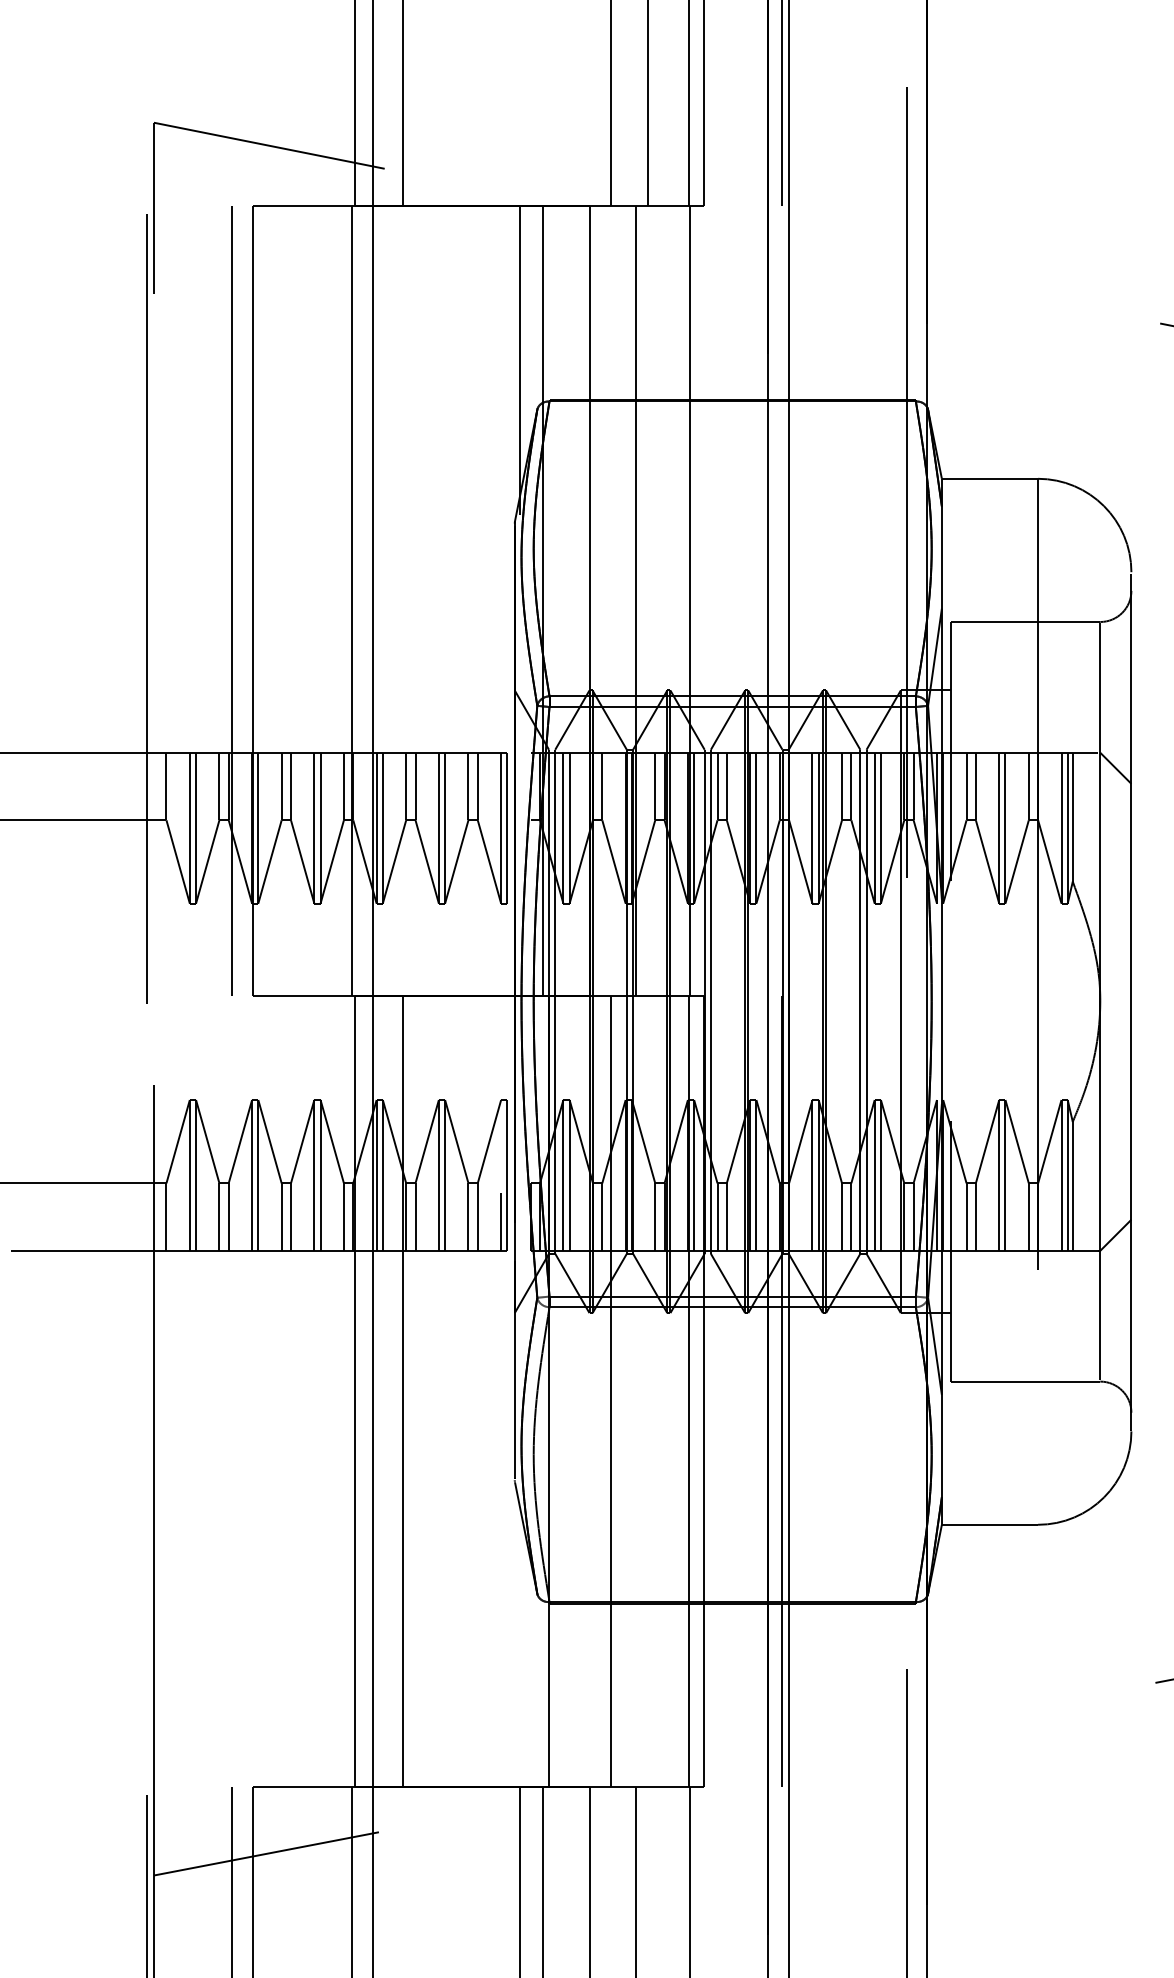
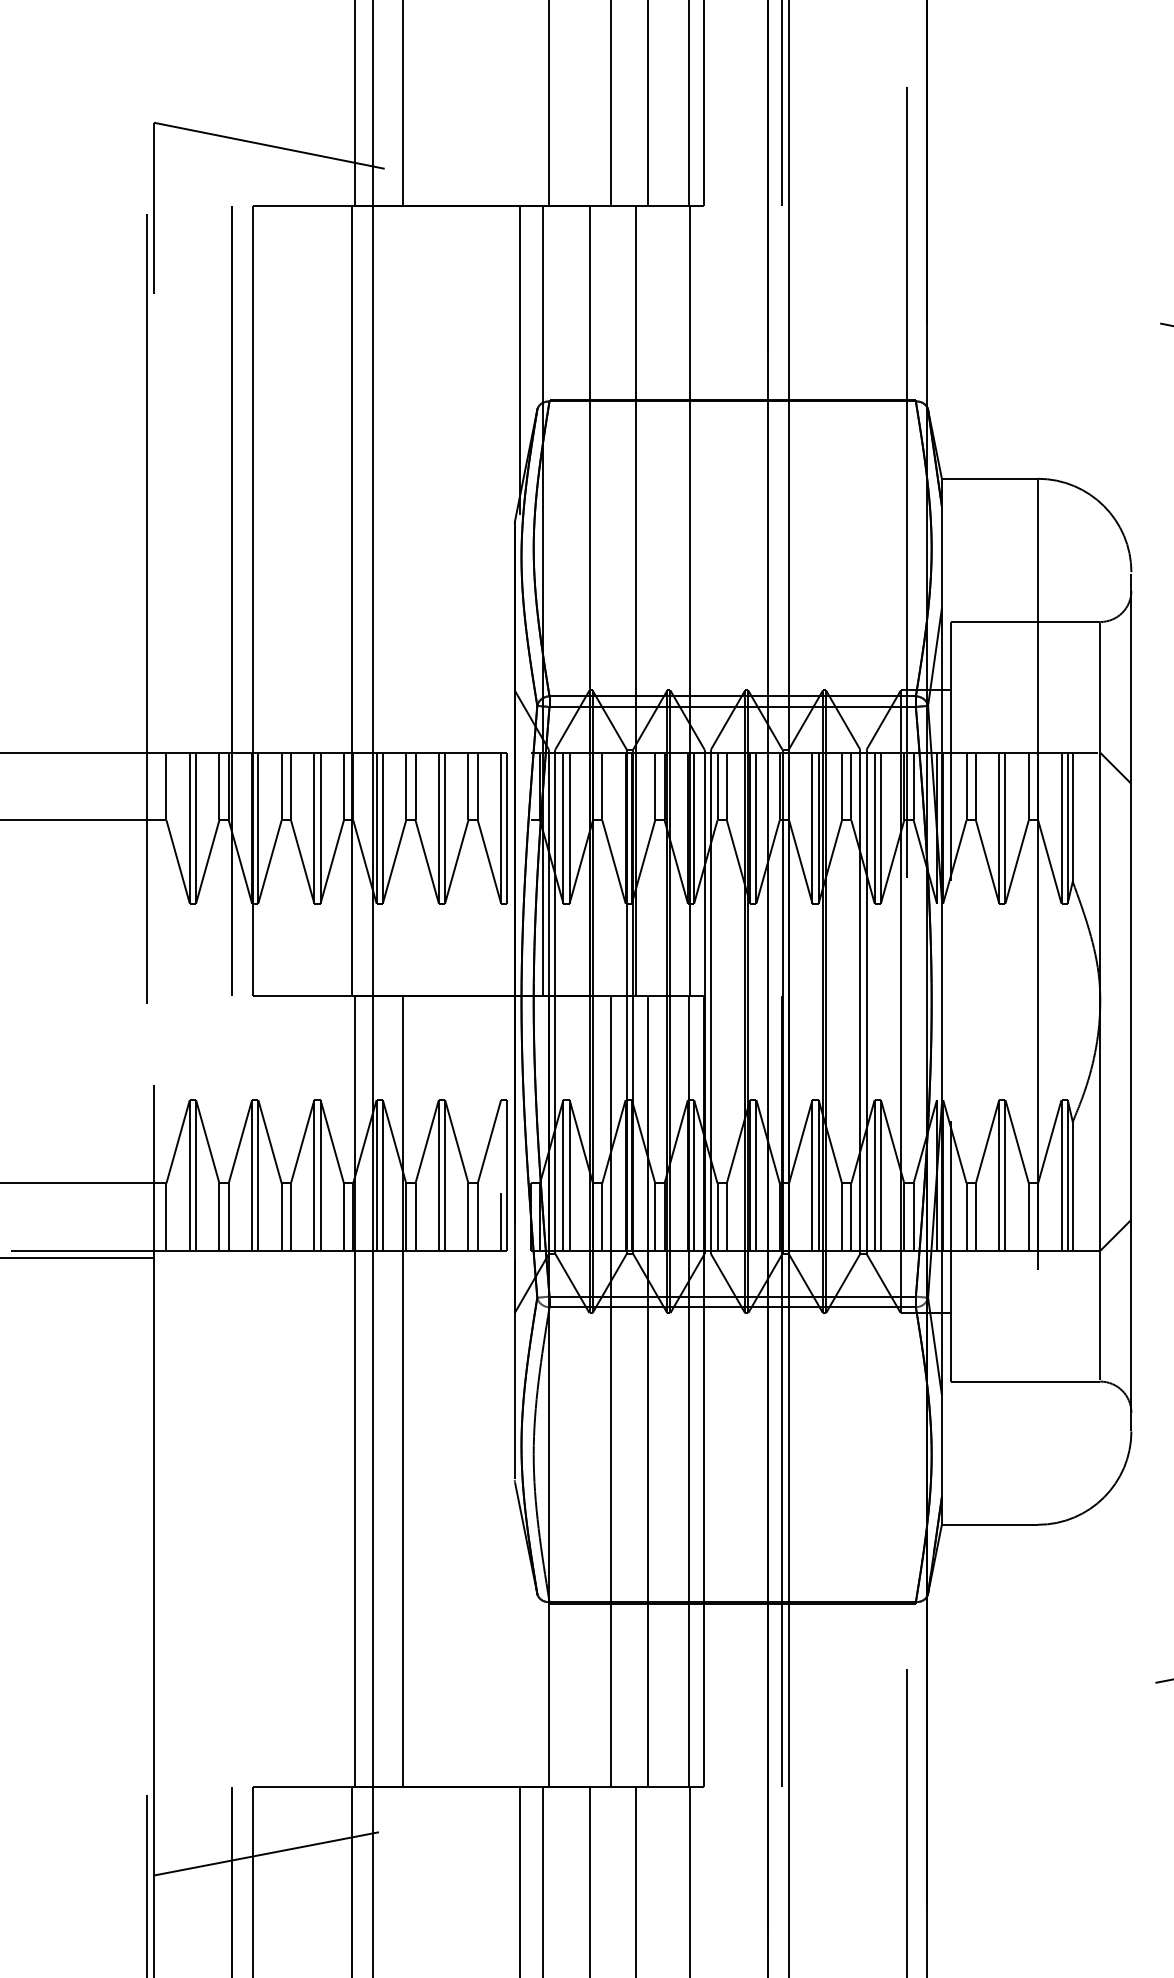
line: none -> present (549, 103)
line: none -> present (77, 1258)
line: none -> present (648, 1391)
